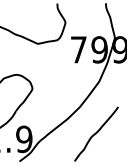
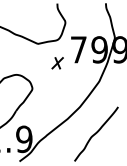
part: none -> present (57, 63)
